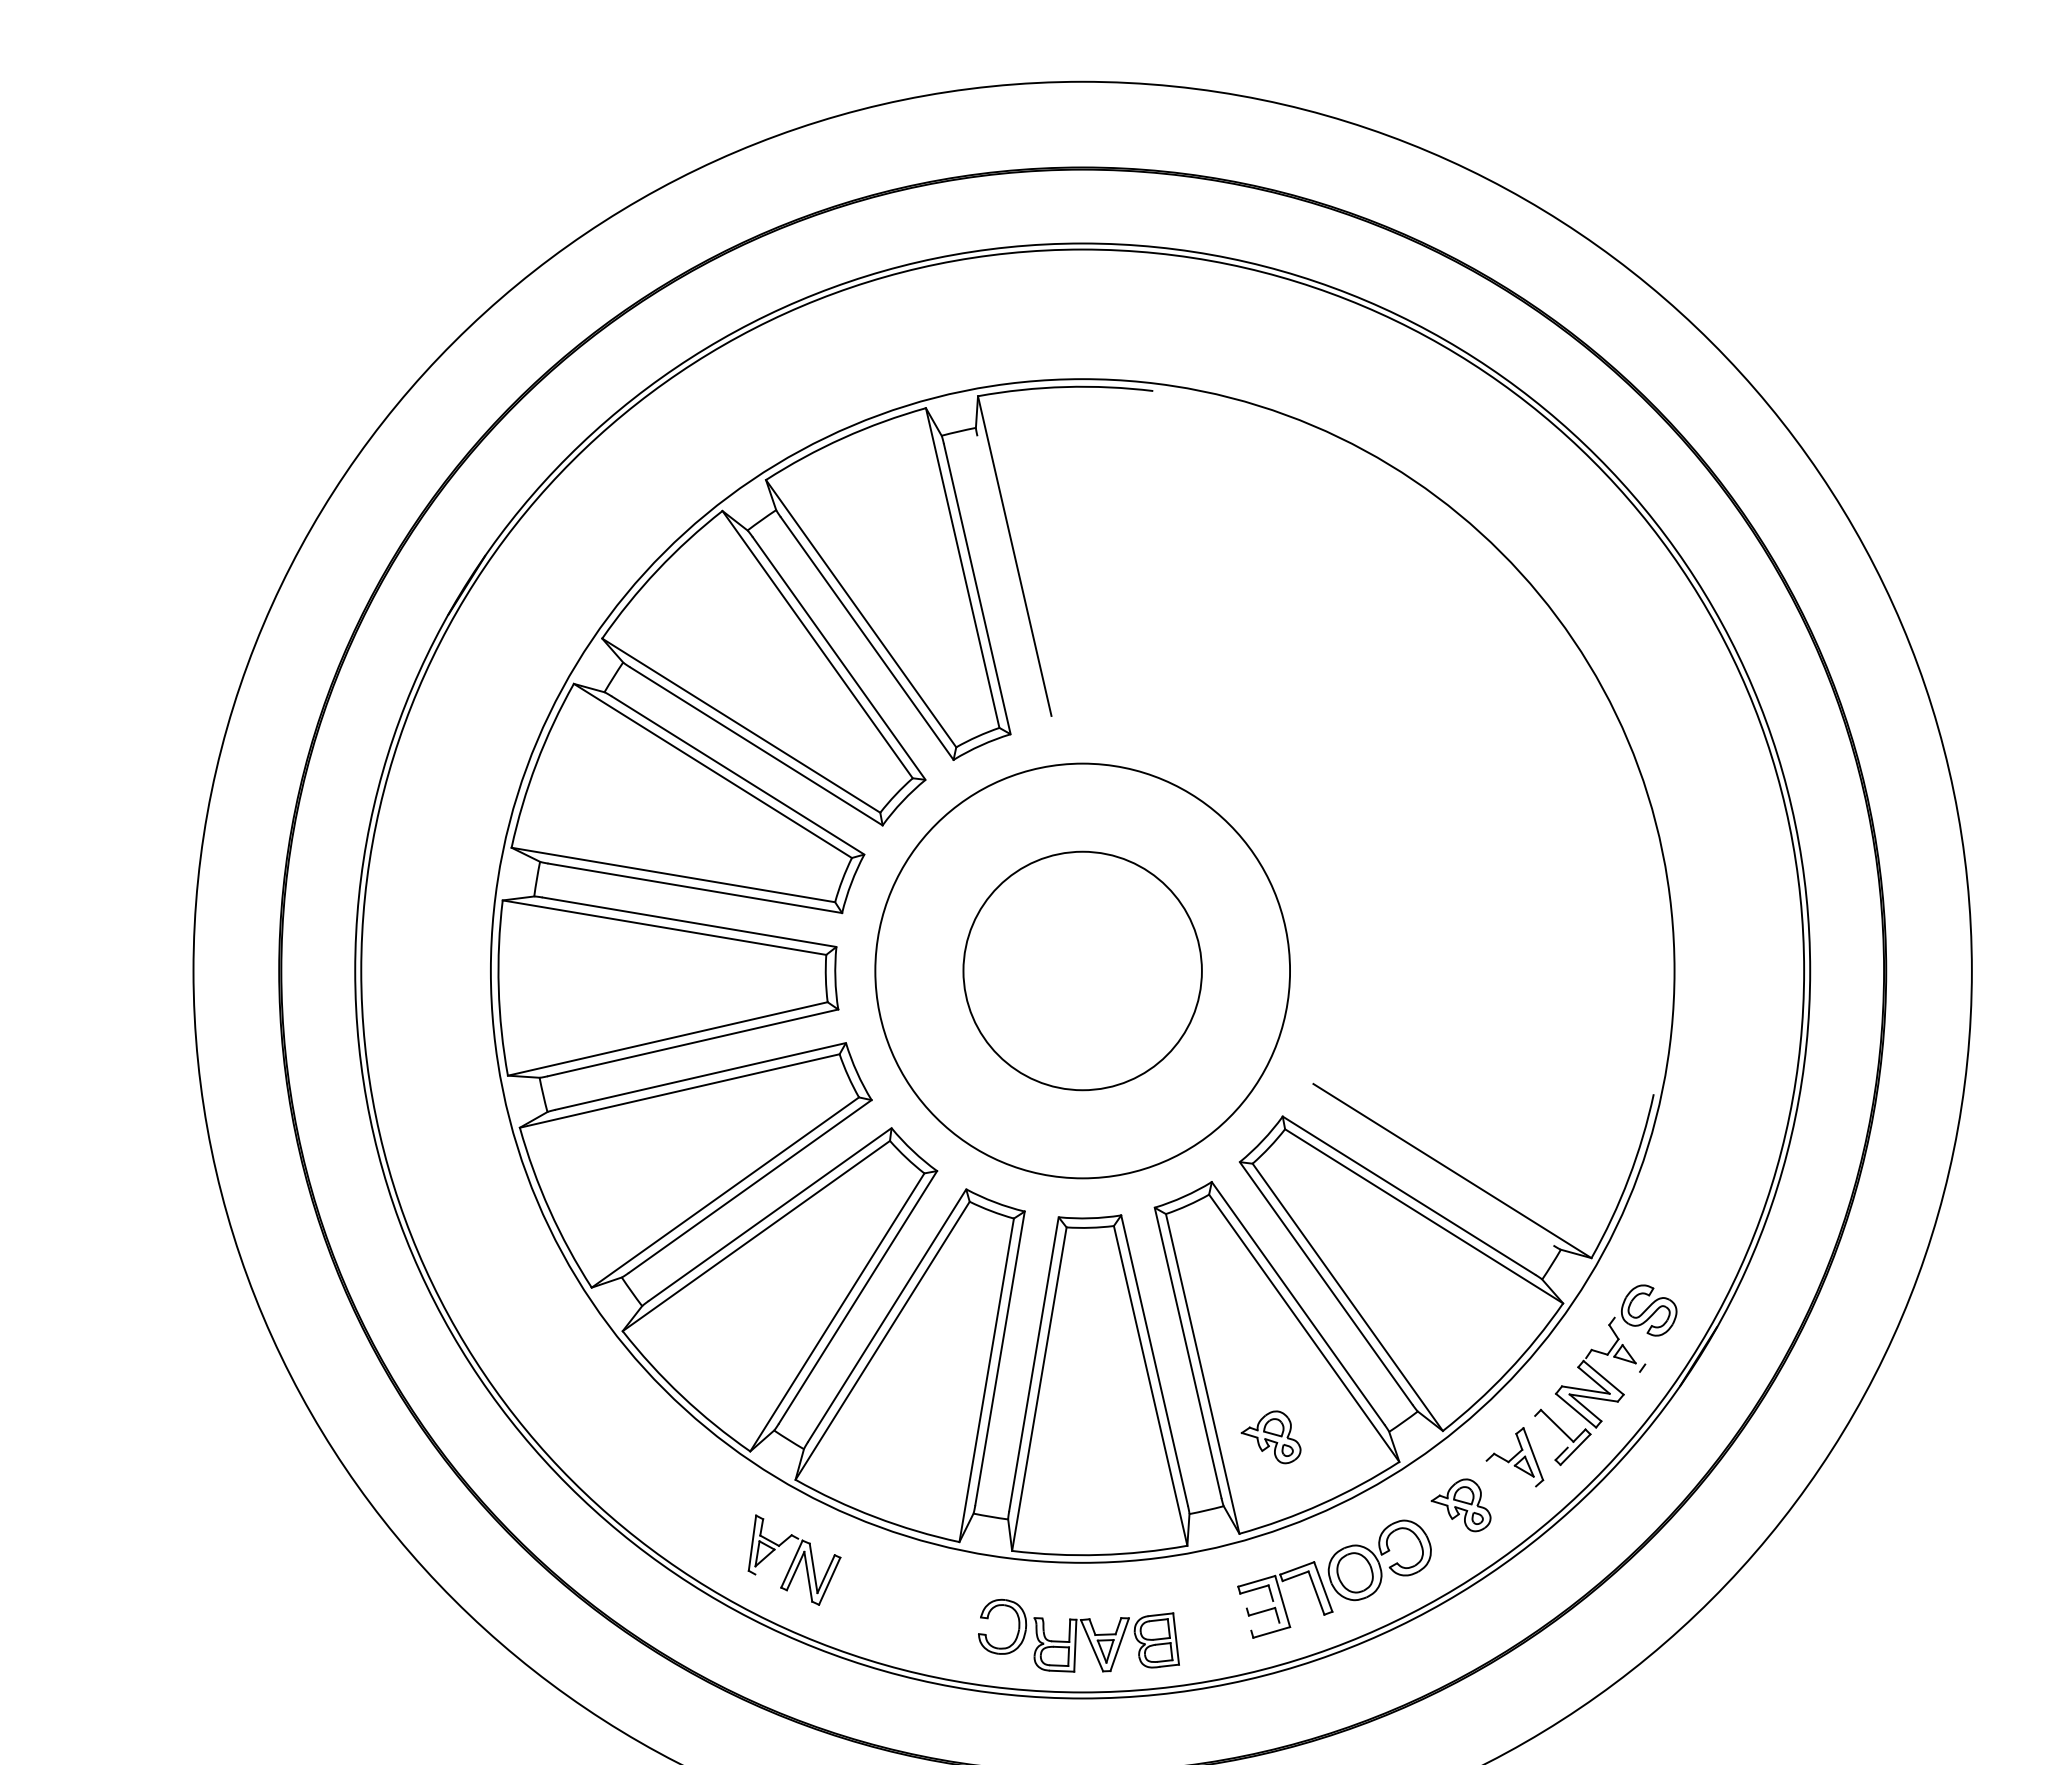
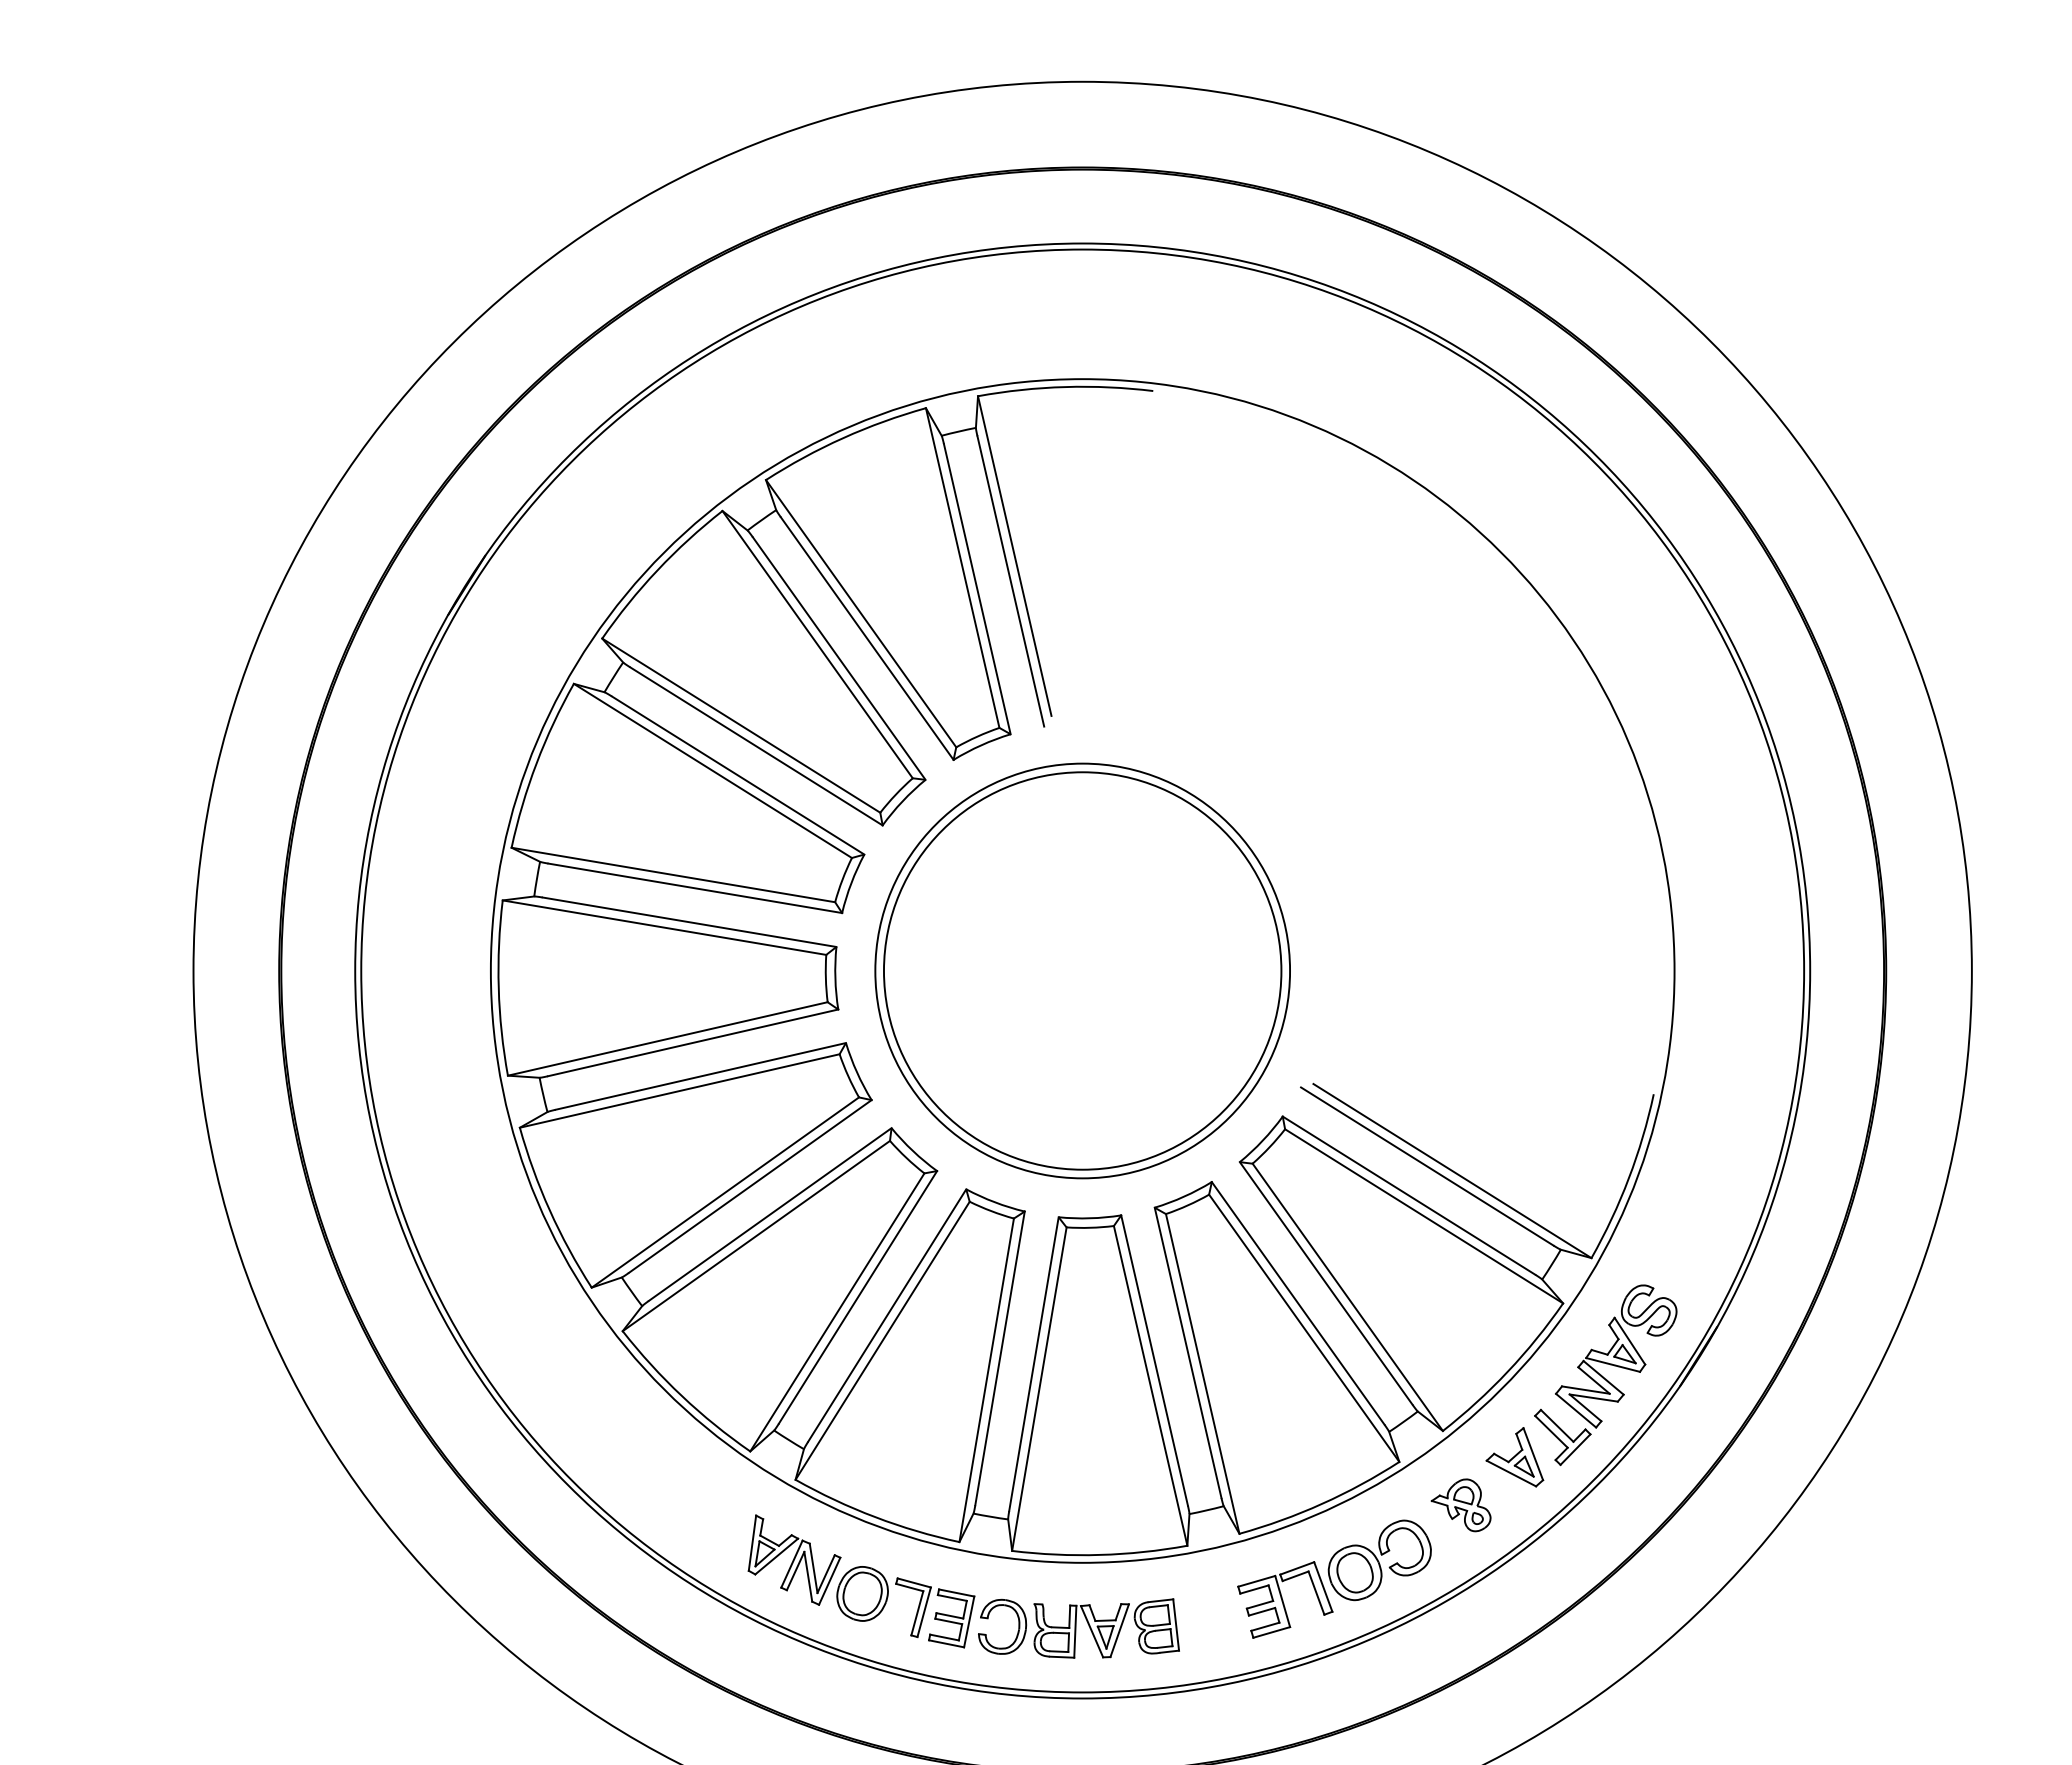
line: none -> present (1010, 581)
circle diameter: 238 px -> 397 px (1082, 970)
line: none -> present (1427, 1166)
line: none -> present (1629, 1340)
line: none -> present (1613, 1364)
line: none -> present (1551, 1431)
part: present -> none (1270, 1437)
line: none -> present (1511, 1473)
line: none -> present (776, 1556)
line: none -> present (1259, 1604)
part: none -> present (916, 1611)
line: none -> present (1265, 1626)
part position: (1106, 1642) -> (1106, 1628) (1106, 1628)
